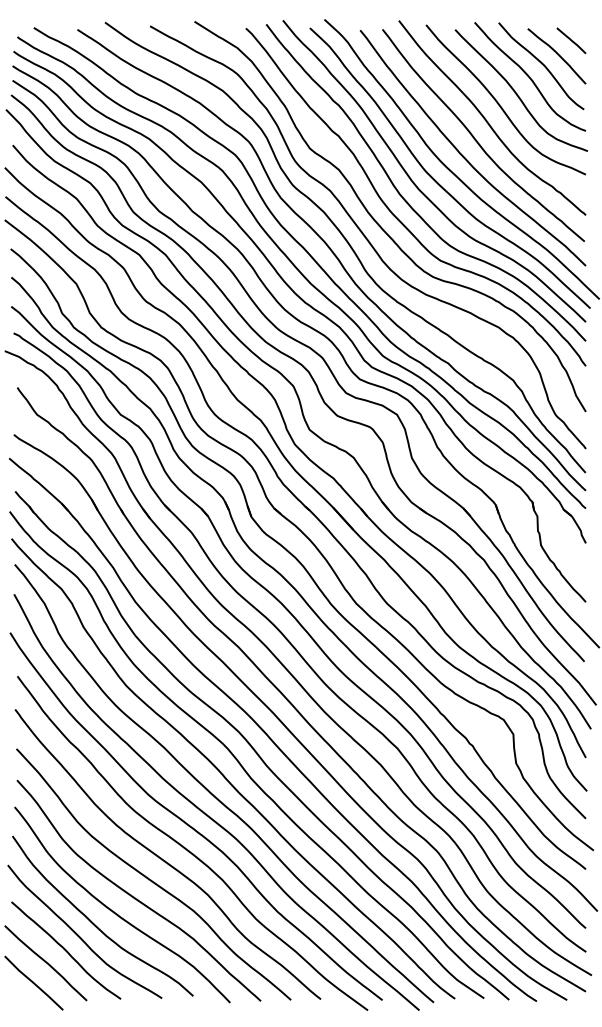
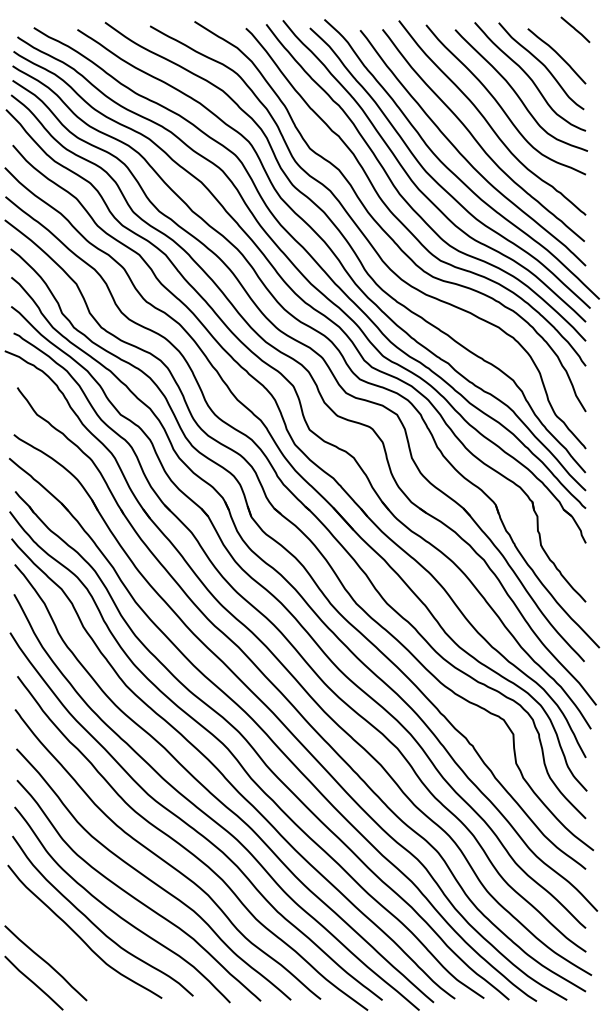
line position: (571, 40) -> (575, 29) (575, 29)
curve: present -> none (66, 950)
